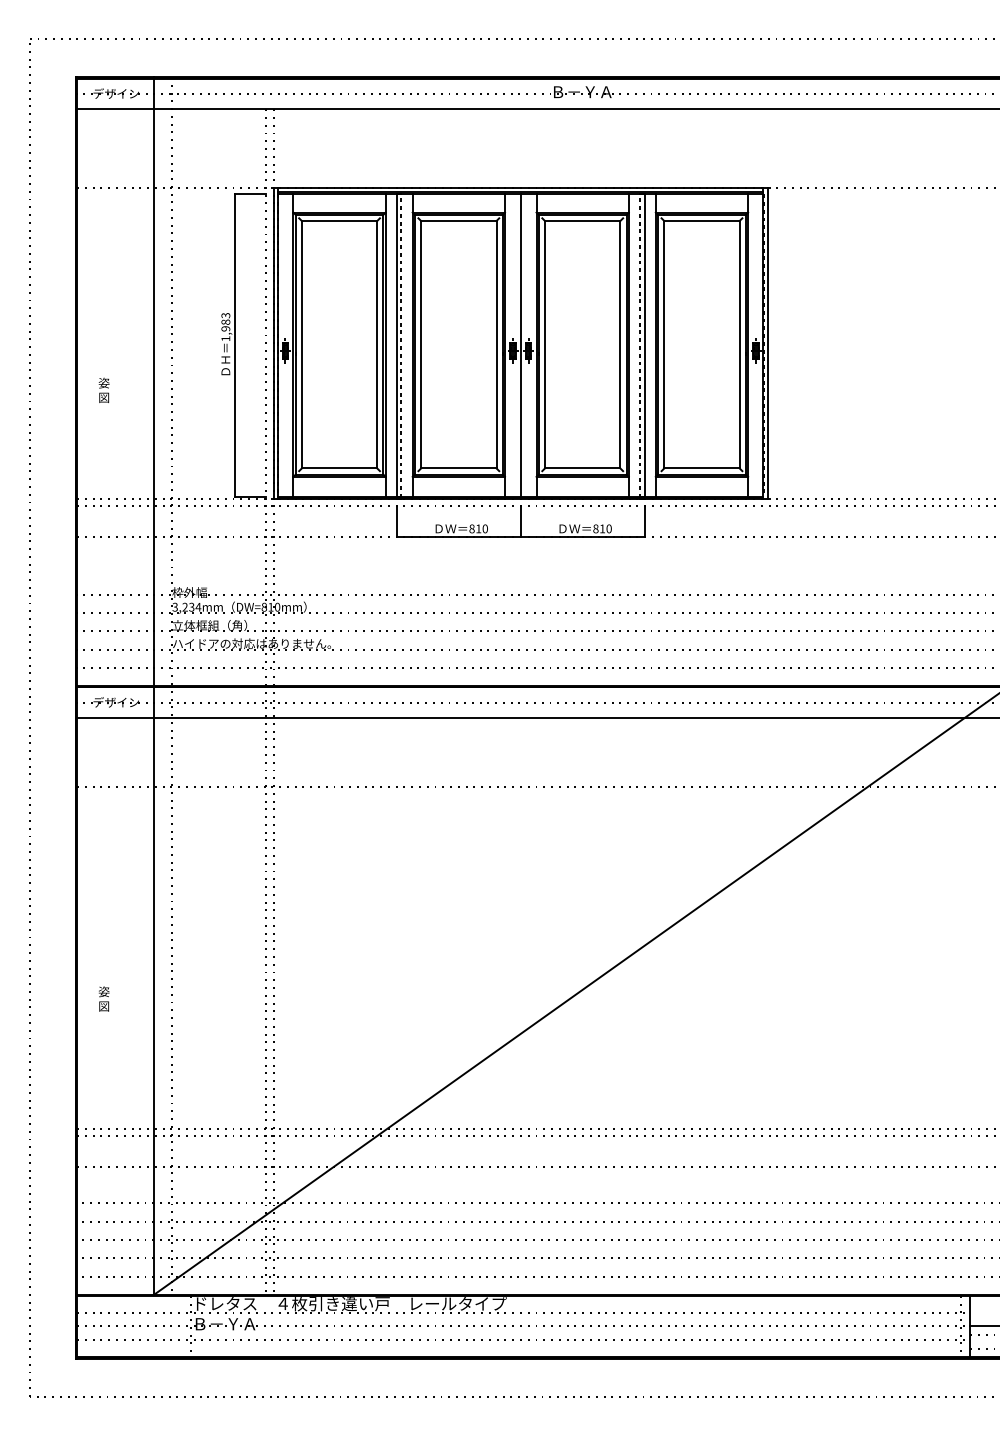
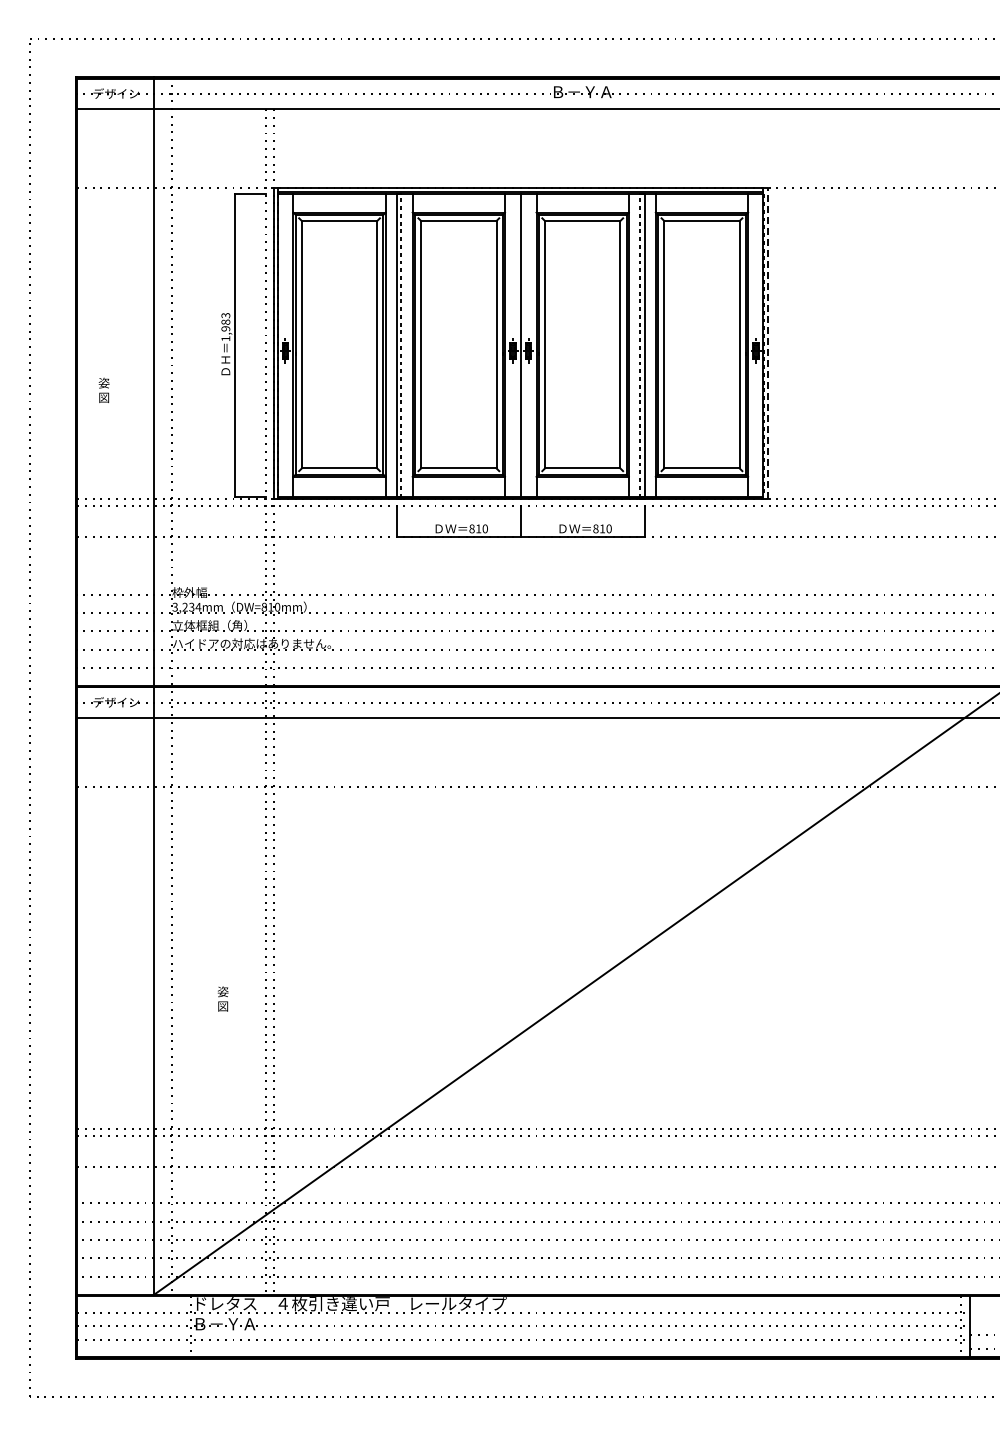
line: solid -> dashed (768, 343)
text position: (103, 998) -> (222, 998) (222, 998)
line: present -> none (983, 1326)
